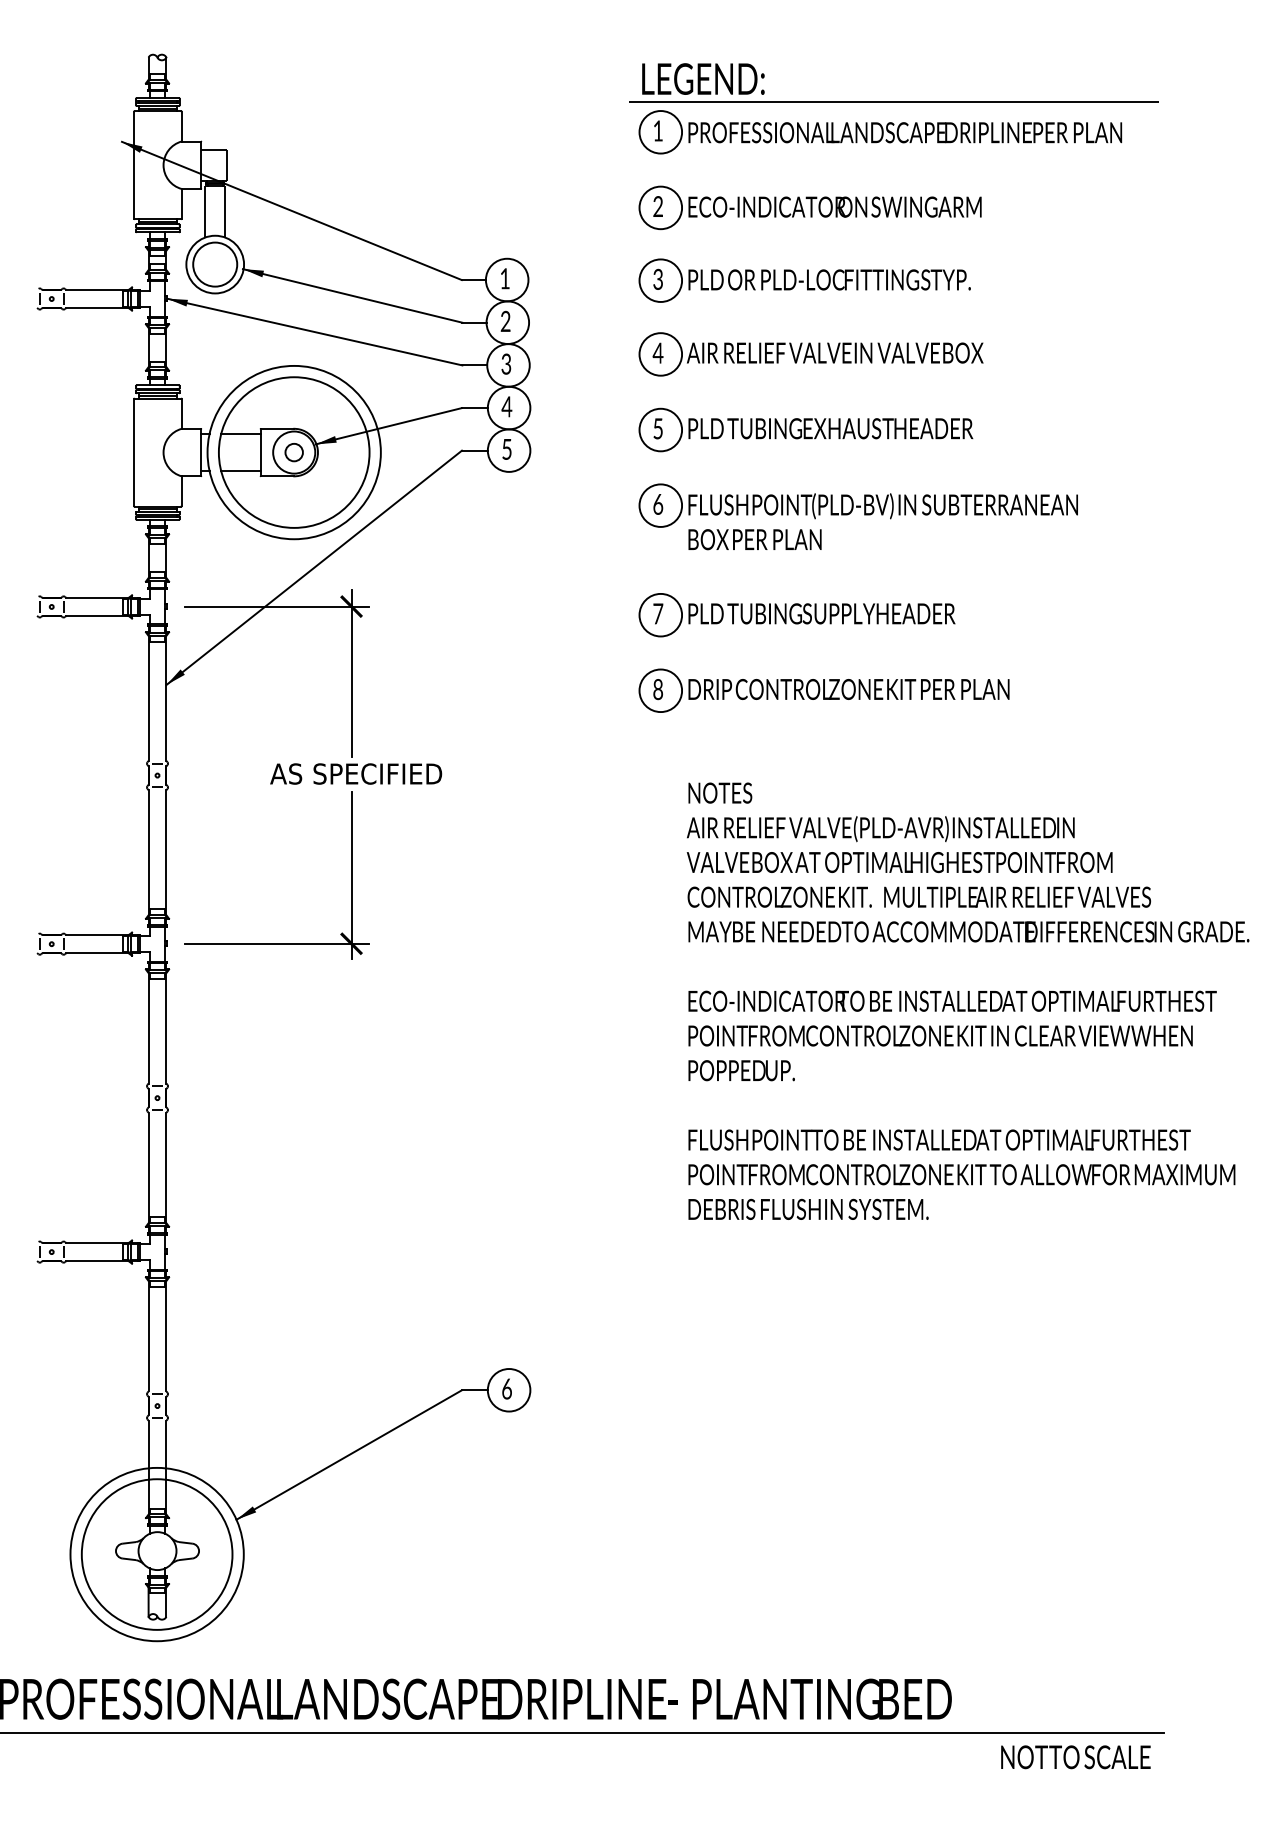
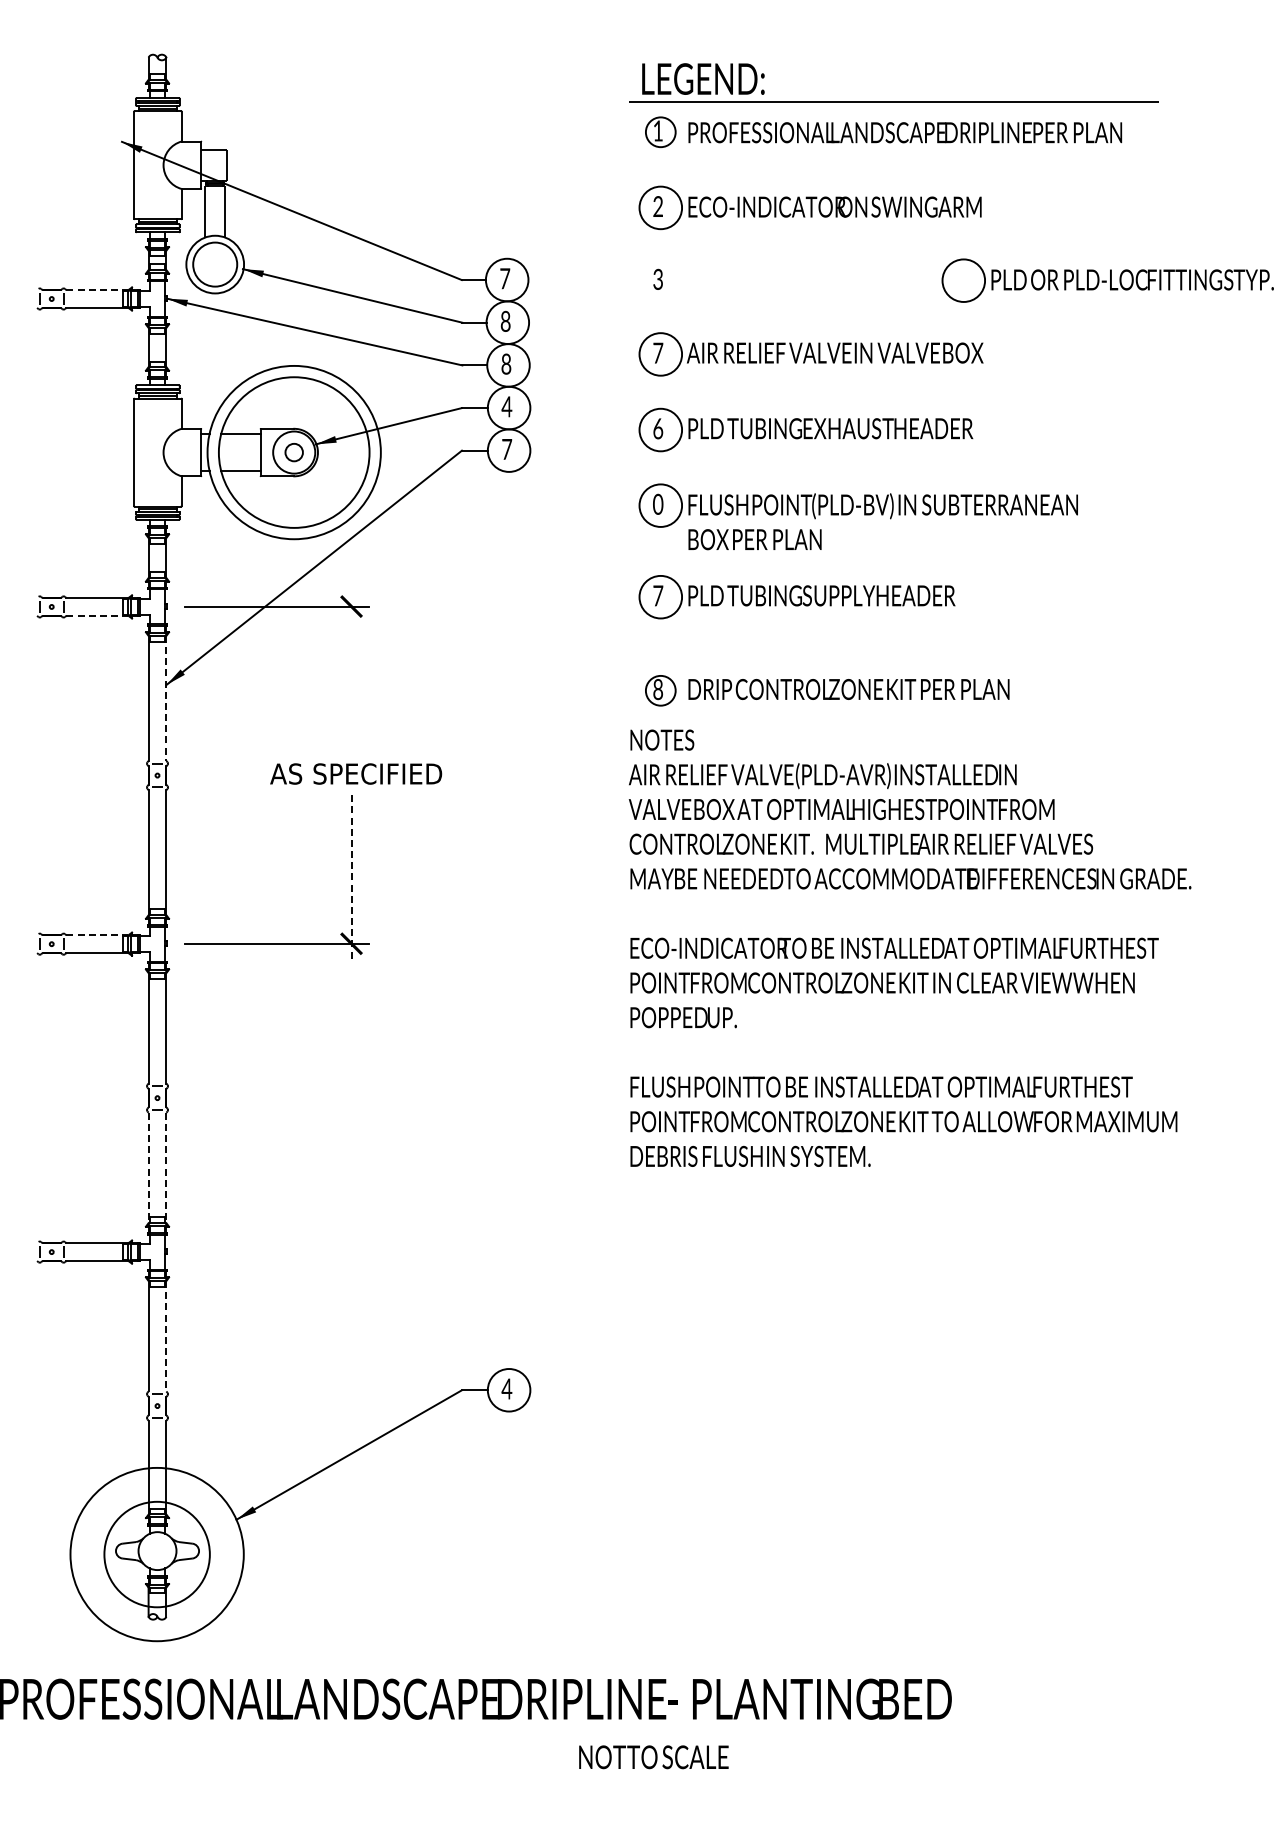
circle diameter: 43 px -> 30 px (660, 132)
text: 1 -> 7 (505, 278)
part position: (804, 280) -> (1107, 280) (1107, 280)
line: solid -> dashed (97, 290)
text: 2 -> 8 (505, 321)
text: 4 -> 7 (657, 352)
text: 3 -> 8 (506, 364)
text: 5 -> 6 (658, 428)
text: 5 -> 7 (507, 449)
text: 6 -> 0 (658, 503)
line: solid -> dashed (97, 615)
part position: (796, 615) -> (796, 597) (796, 597)
line: present -> none (351, 673)
circle diameter: 43 px -> 30 px (660, 690)
line: solid -> dashed (166, 698)
line: solid -> dashed (351, 874)
line: solid -> dashed (97, 935)
text position: (967, 1000) -> (909, 947) (909, 947)
line: solid -> dashed (148, 1168)
line: solid -> dashed (166, 1168)
line: solid -> dashed (166, 1336)
text: 6 -> 4 (506, 1389)
circle diameter: 151 px -> 105 px (156, 1554)
line: present -> none (583, 1733)
text position: (1075, 1757) -> (653, 1757) (653, 1757)
